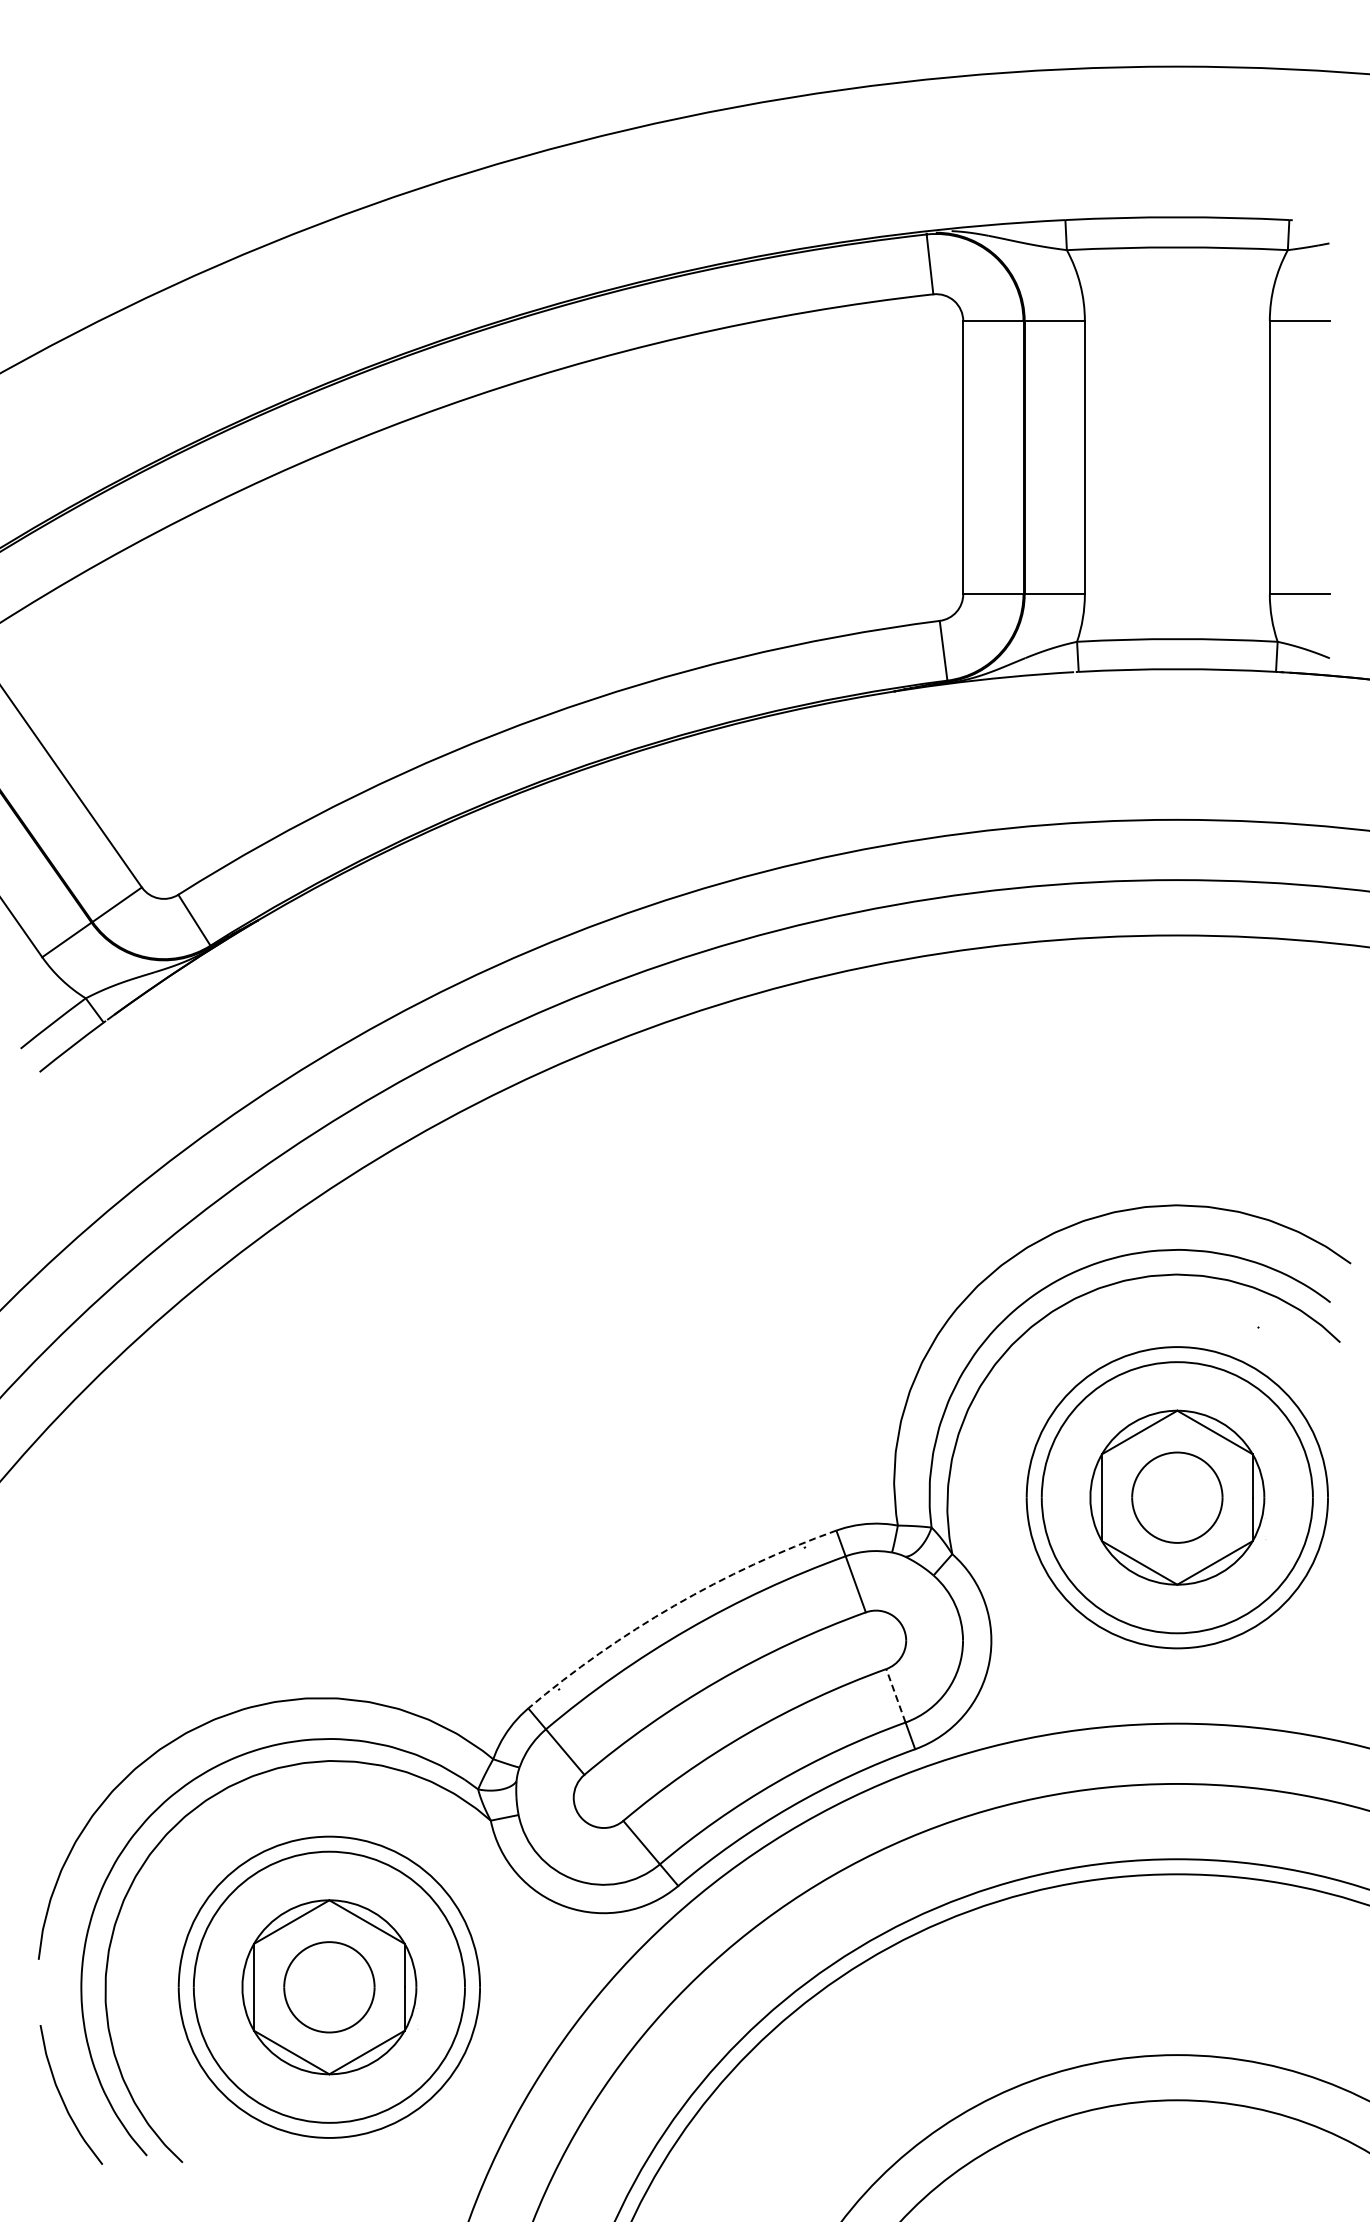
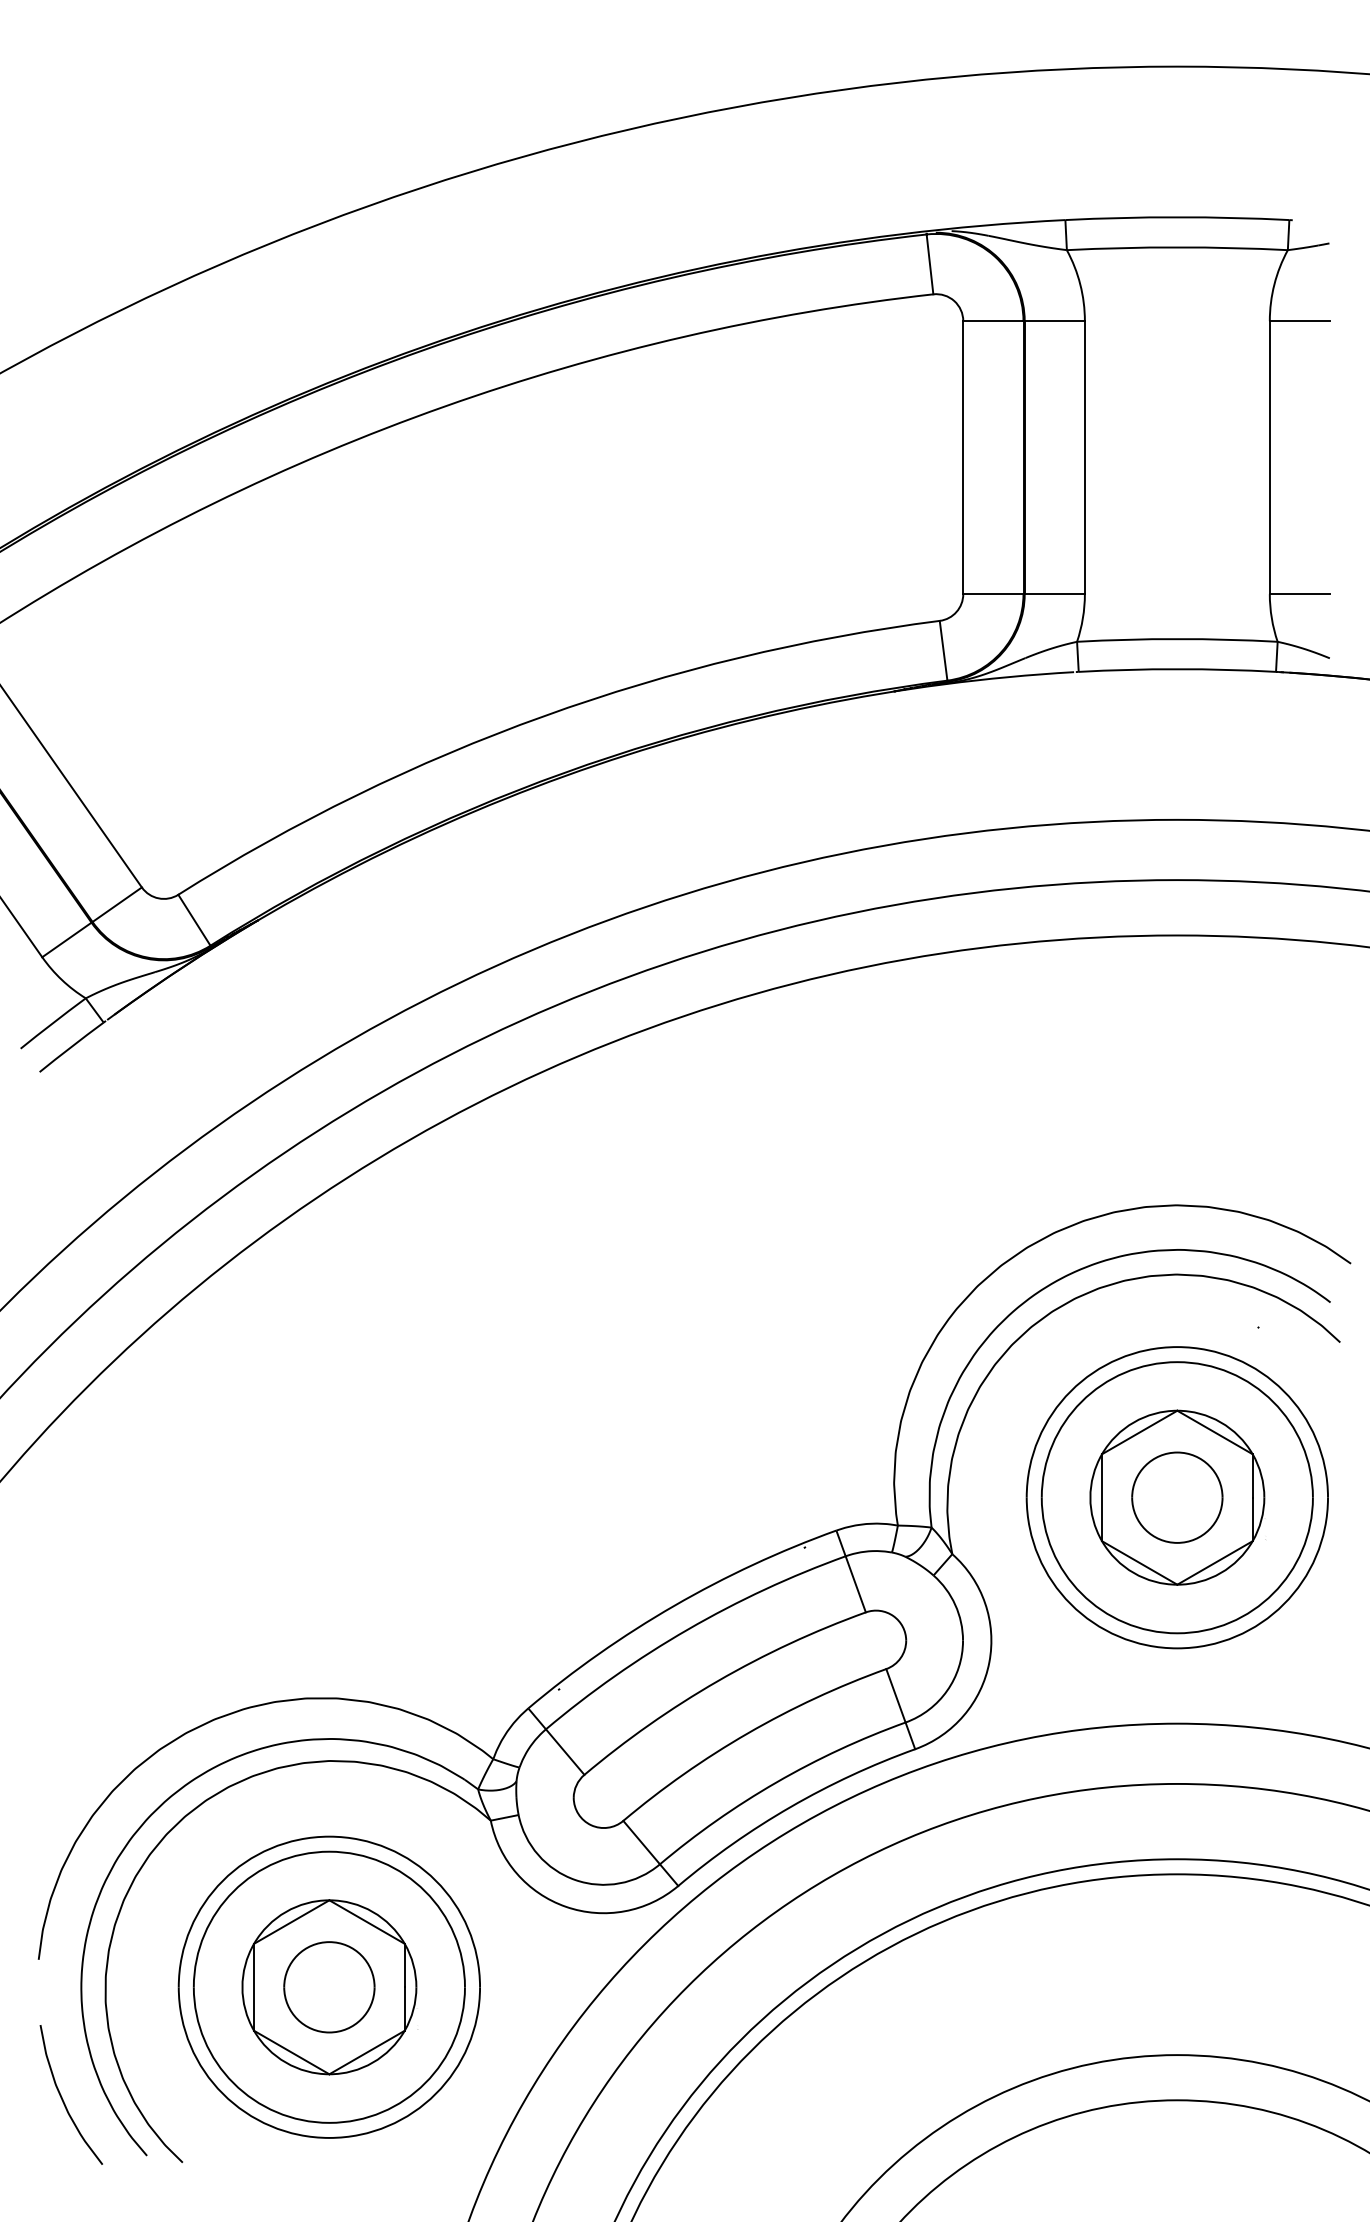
arc: dashed -> solid (674, 1605)
line: dashed -> solid (895, 1695)
